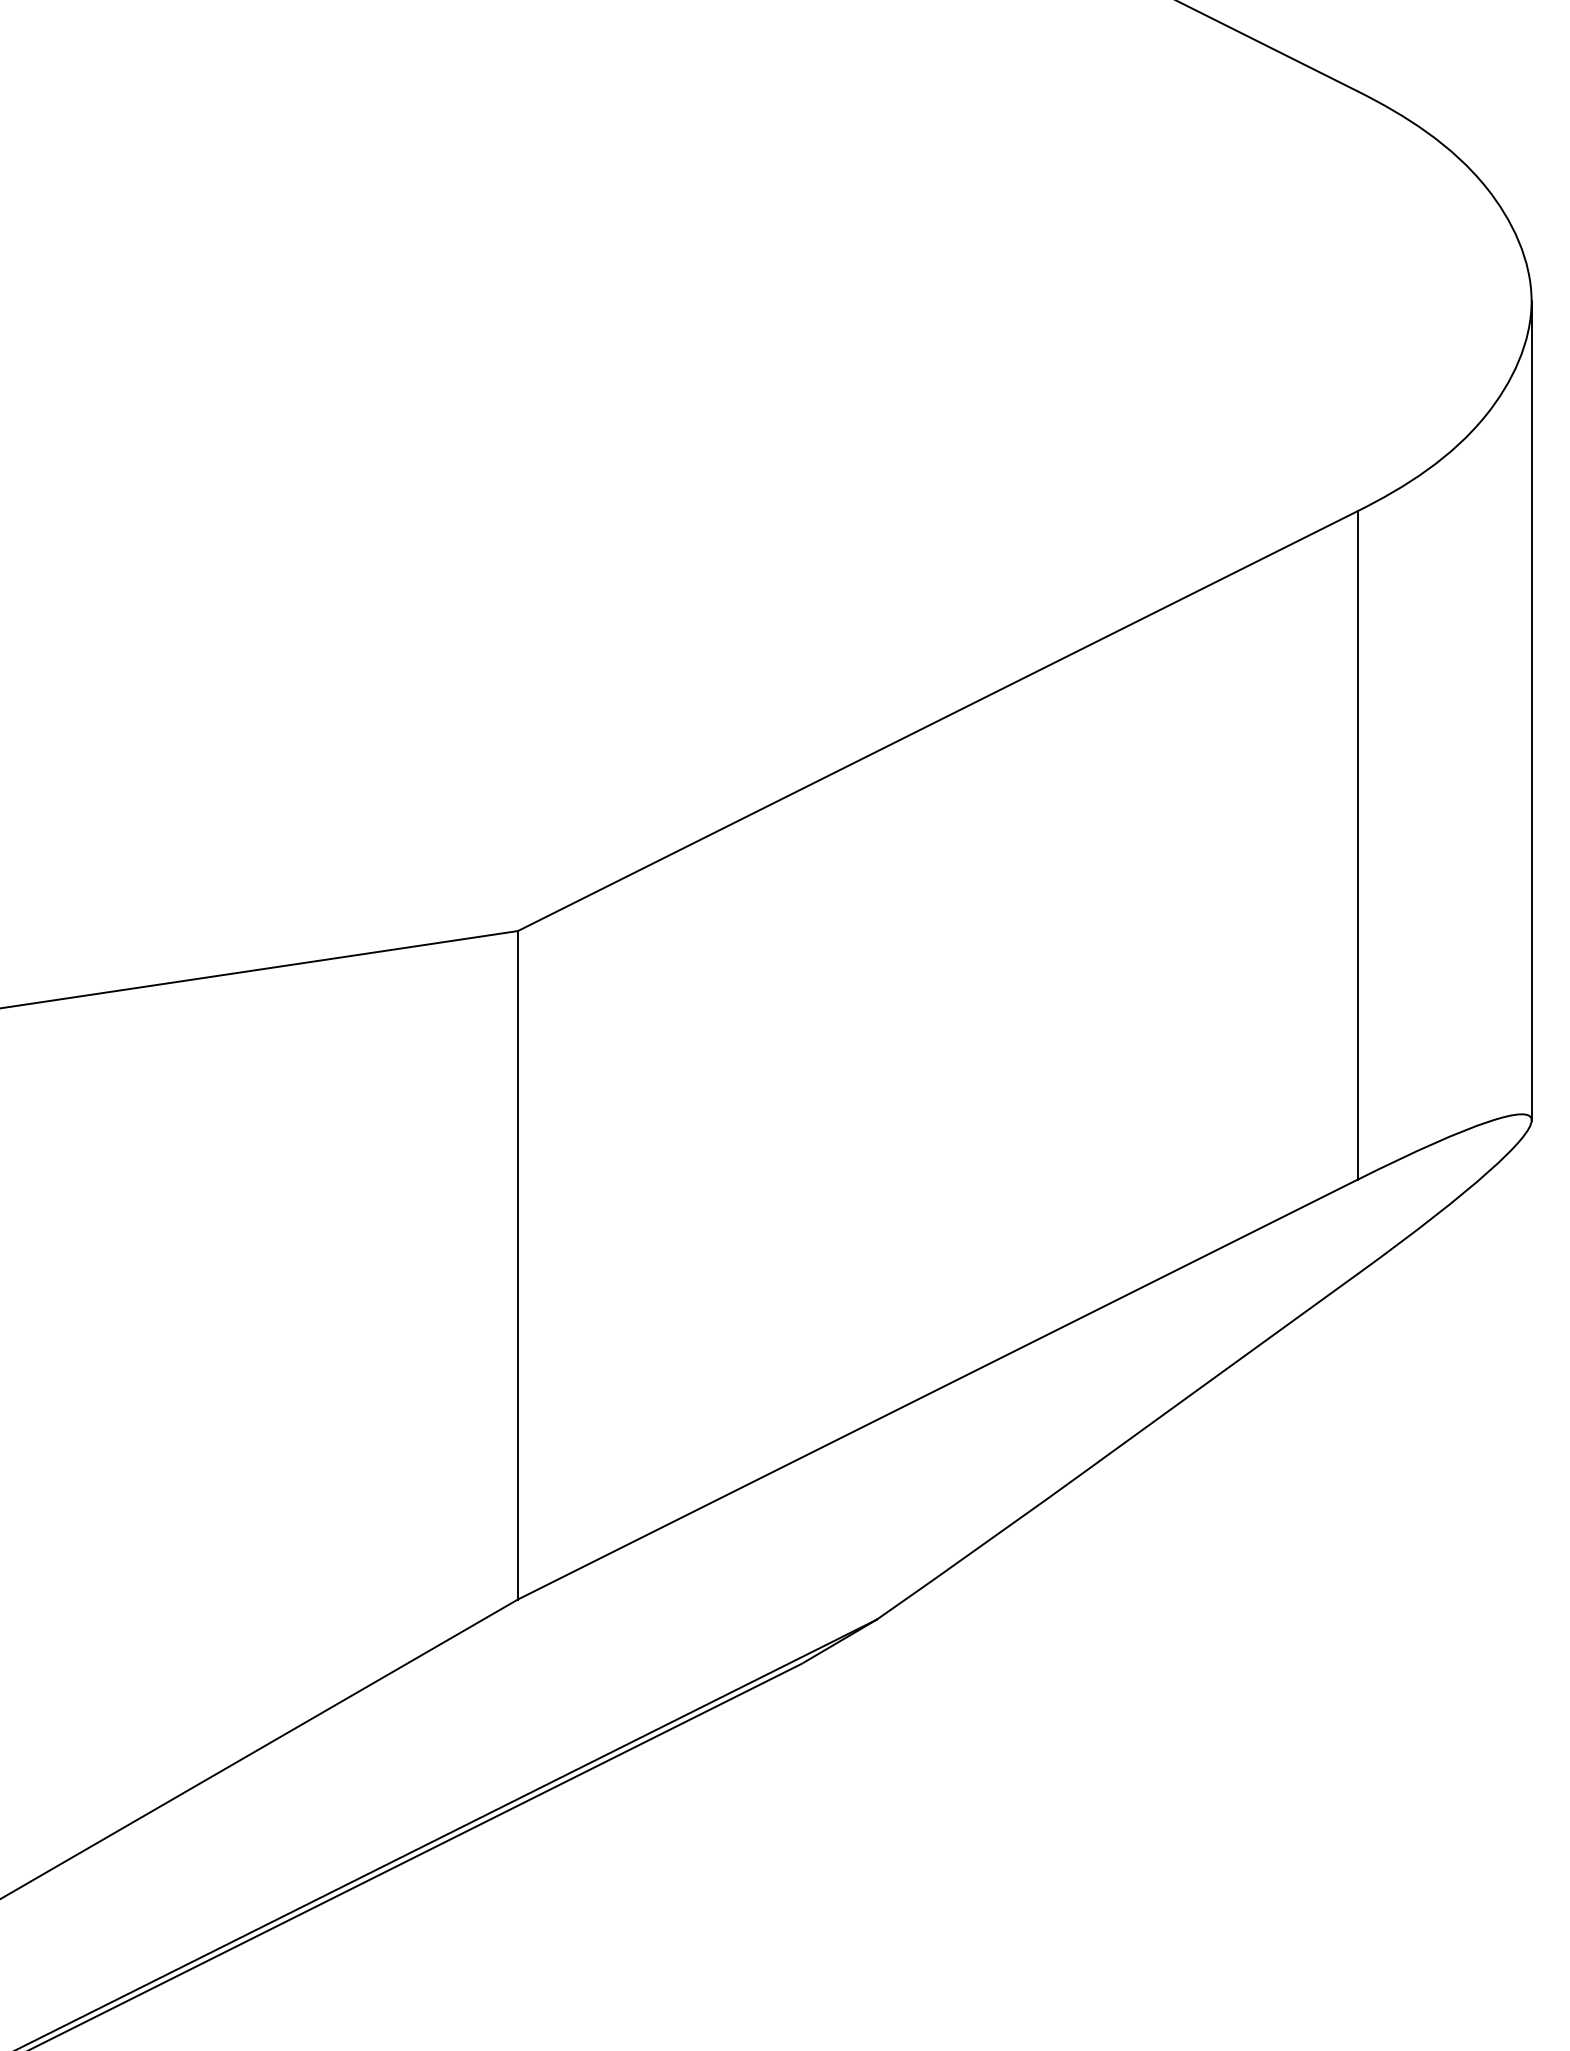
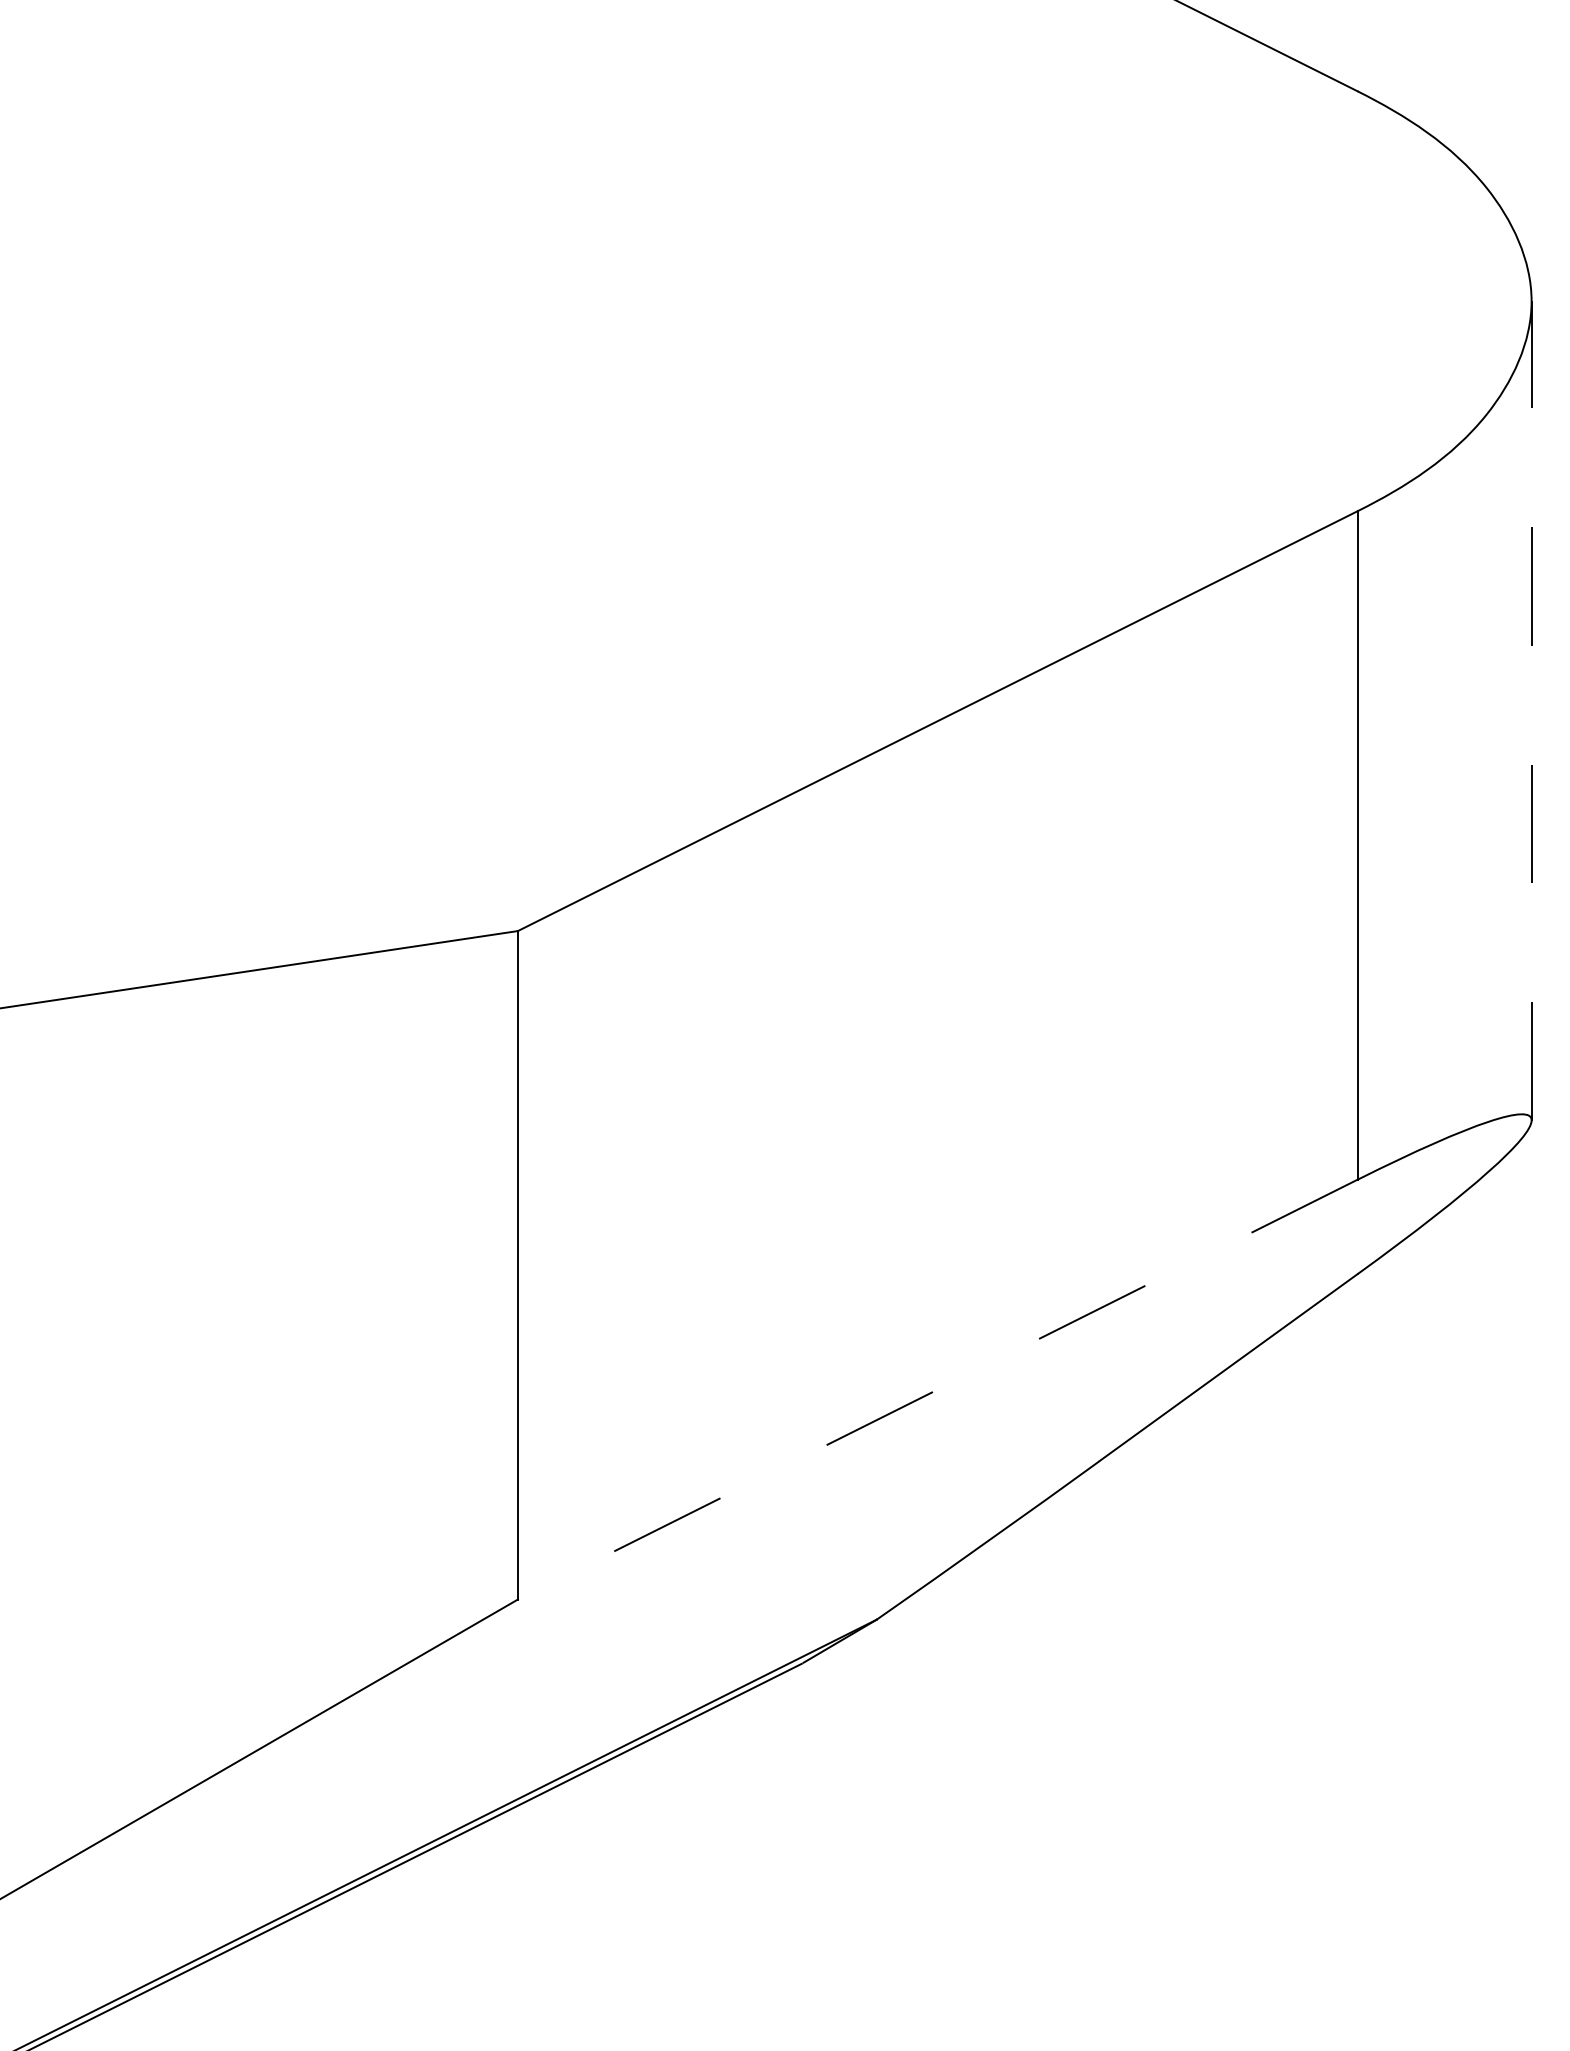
line: solid -> dashed (1531, 711)
line: solid -> dashed (937, 1389)
